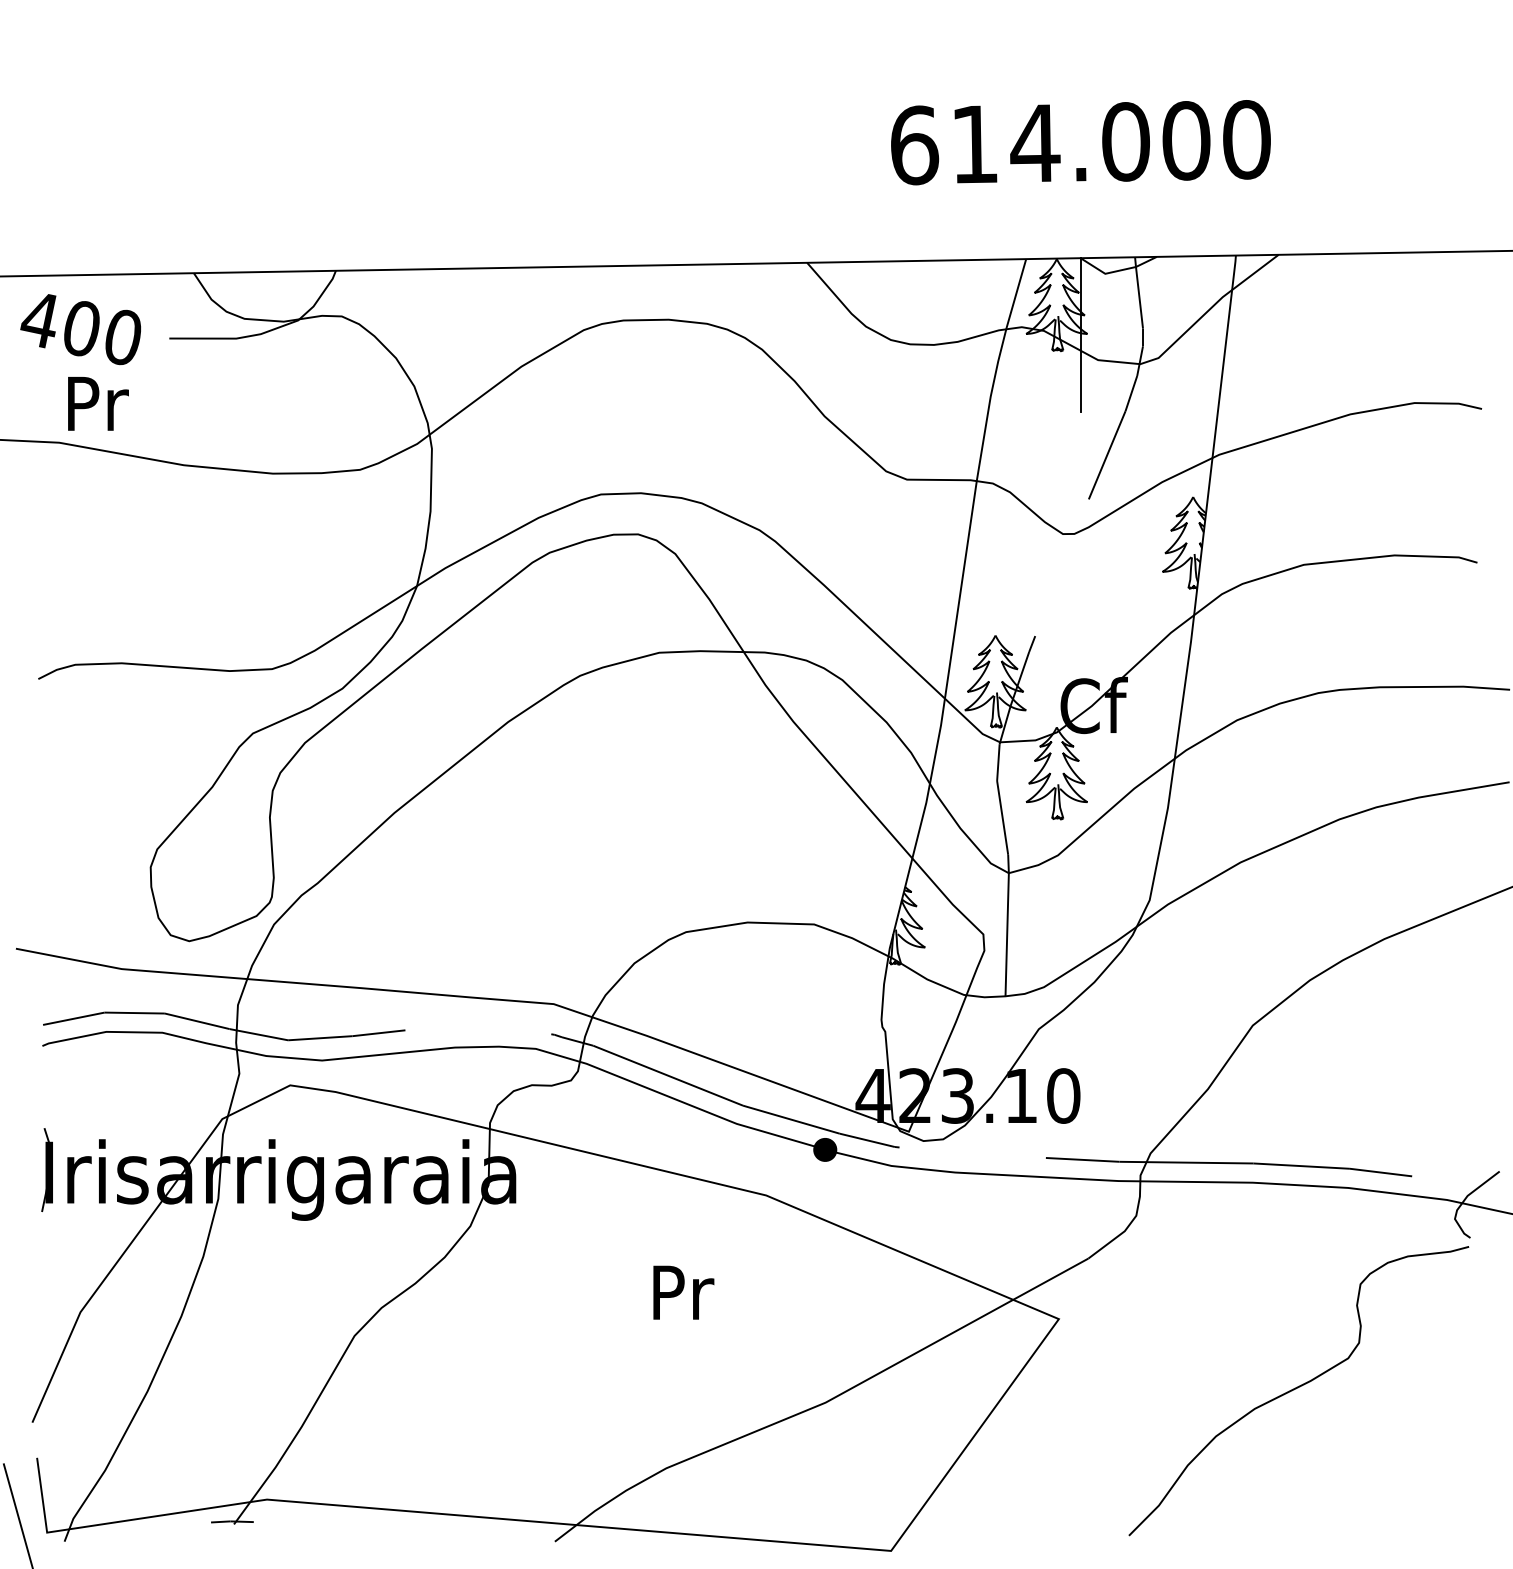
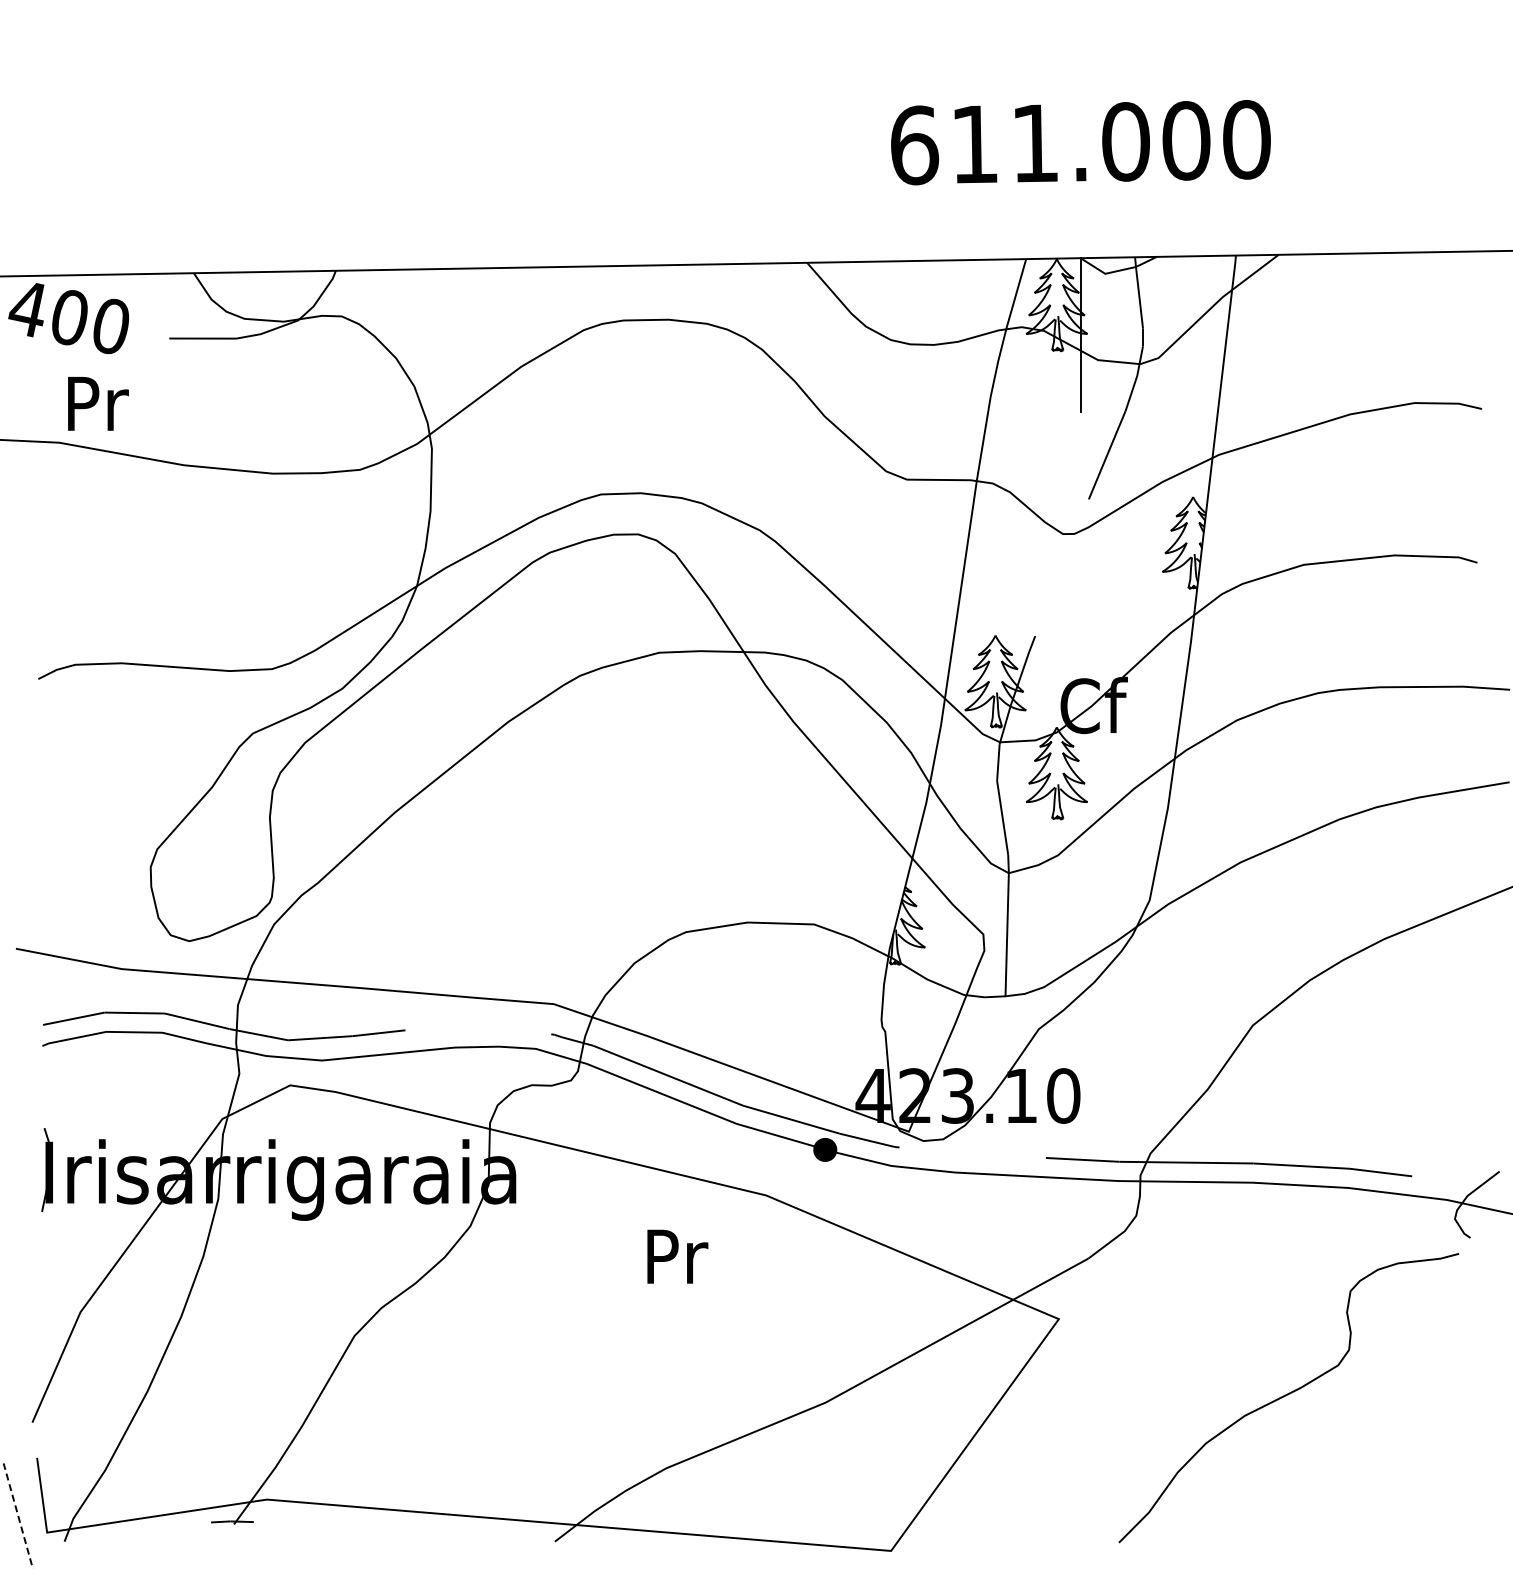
text: 614.000 -> 611.000 (1035, 143)
text position: (80, 329) -> (68, 318) (68, 318)
text position: (683, 1292) -> (677, 1256) (677, 1256)
curve position: (1296, 1389) -> (1286, 1396) (1286, 1396)
line: solid -> dashed (18, 1515)
